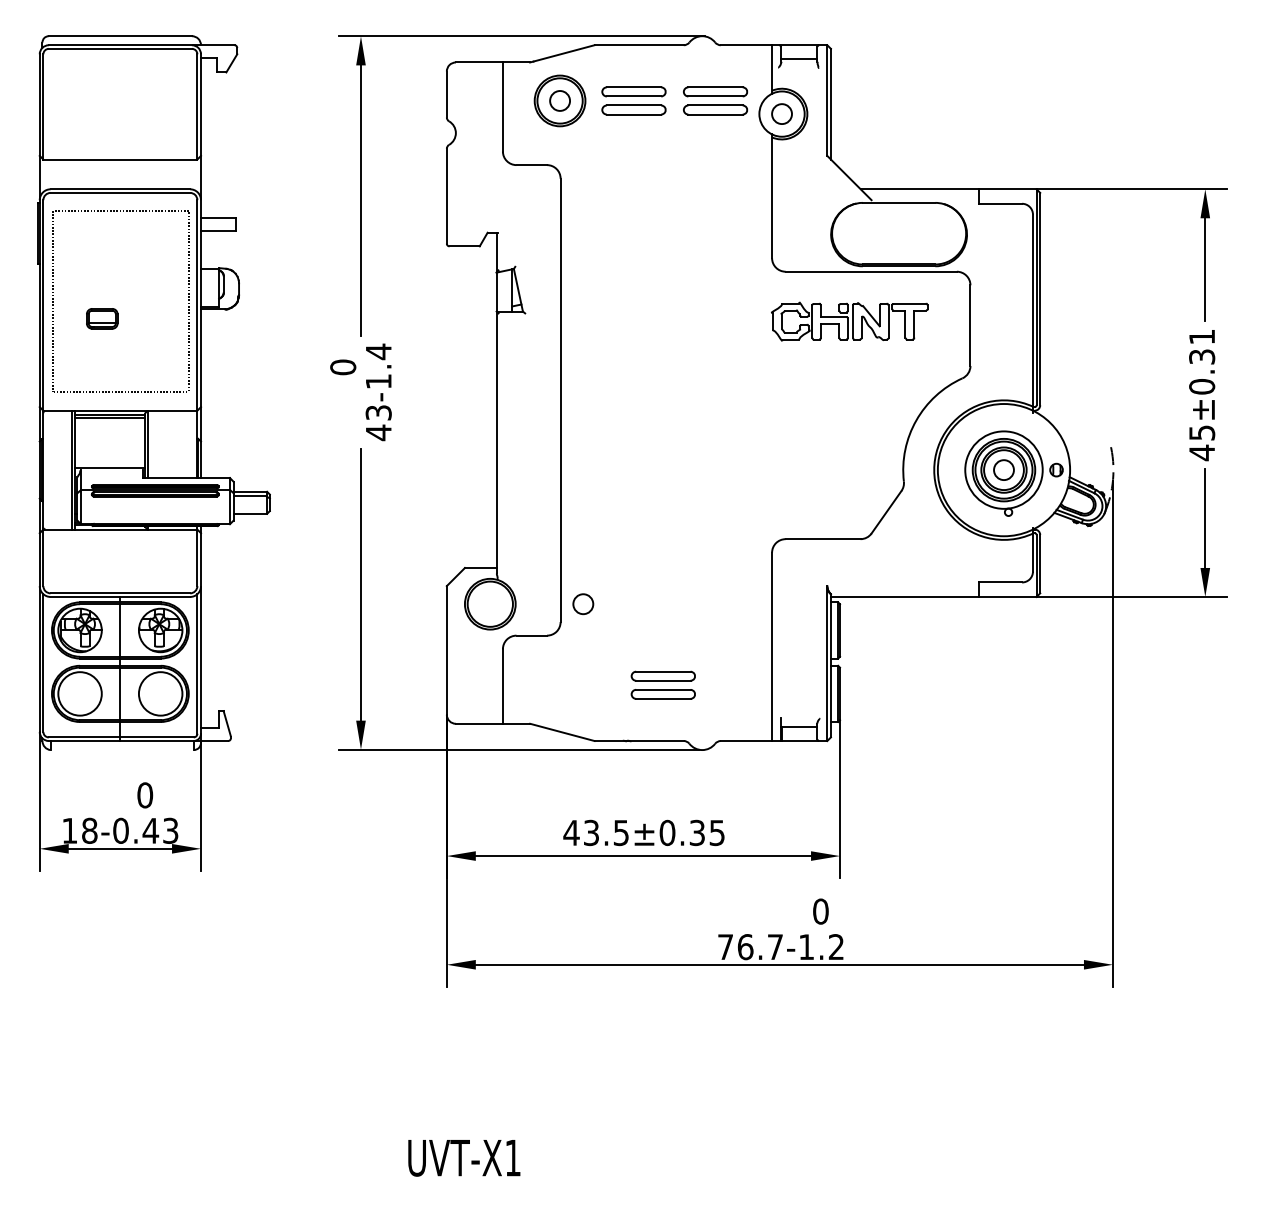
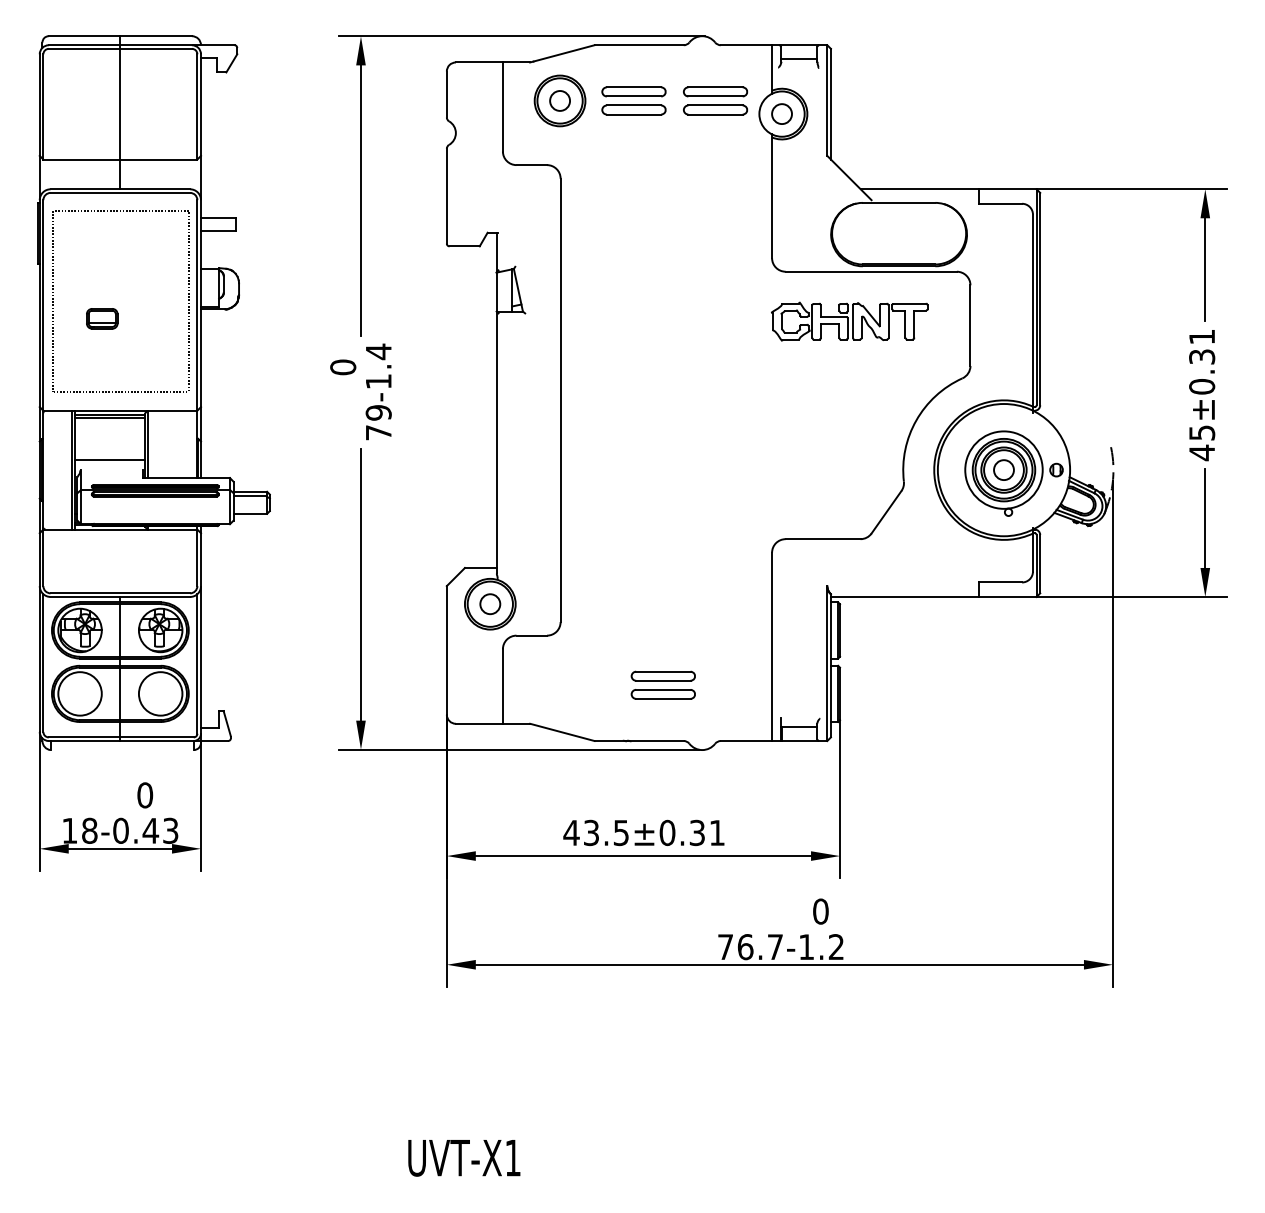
line: none -> present (120, 112)
text: 43 -> 79 (378, 423)
line position: (109, 467) -> (109, 459) (109, 459)
circle position: (583, 604) -> (490, 604) (490, 604)
text: 43.5±0.35 -> 43.5±0.31 (716, 833)
